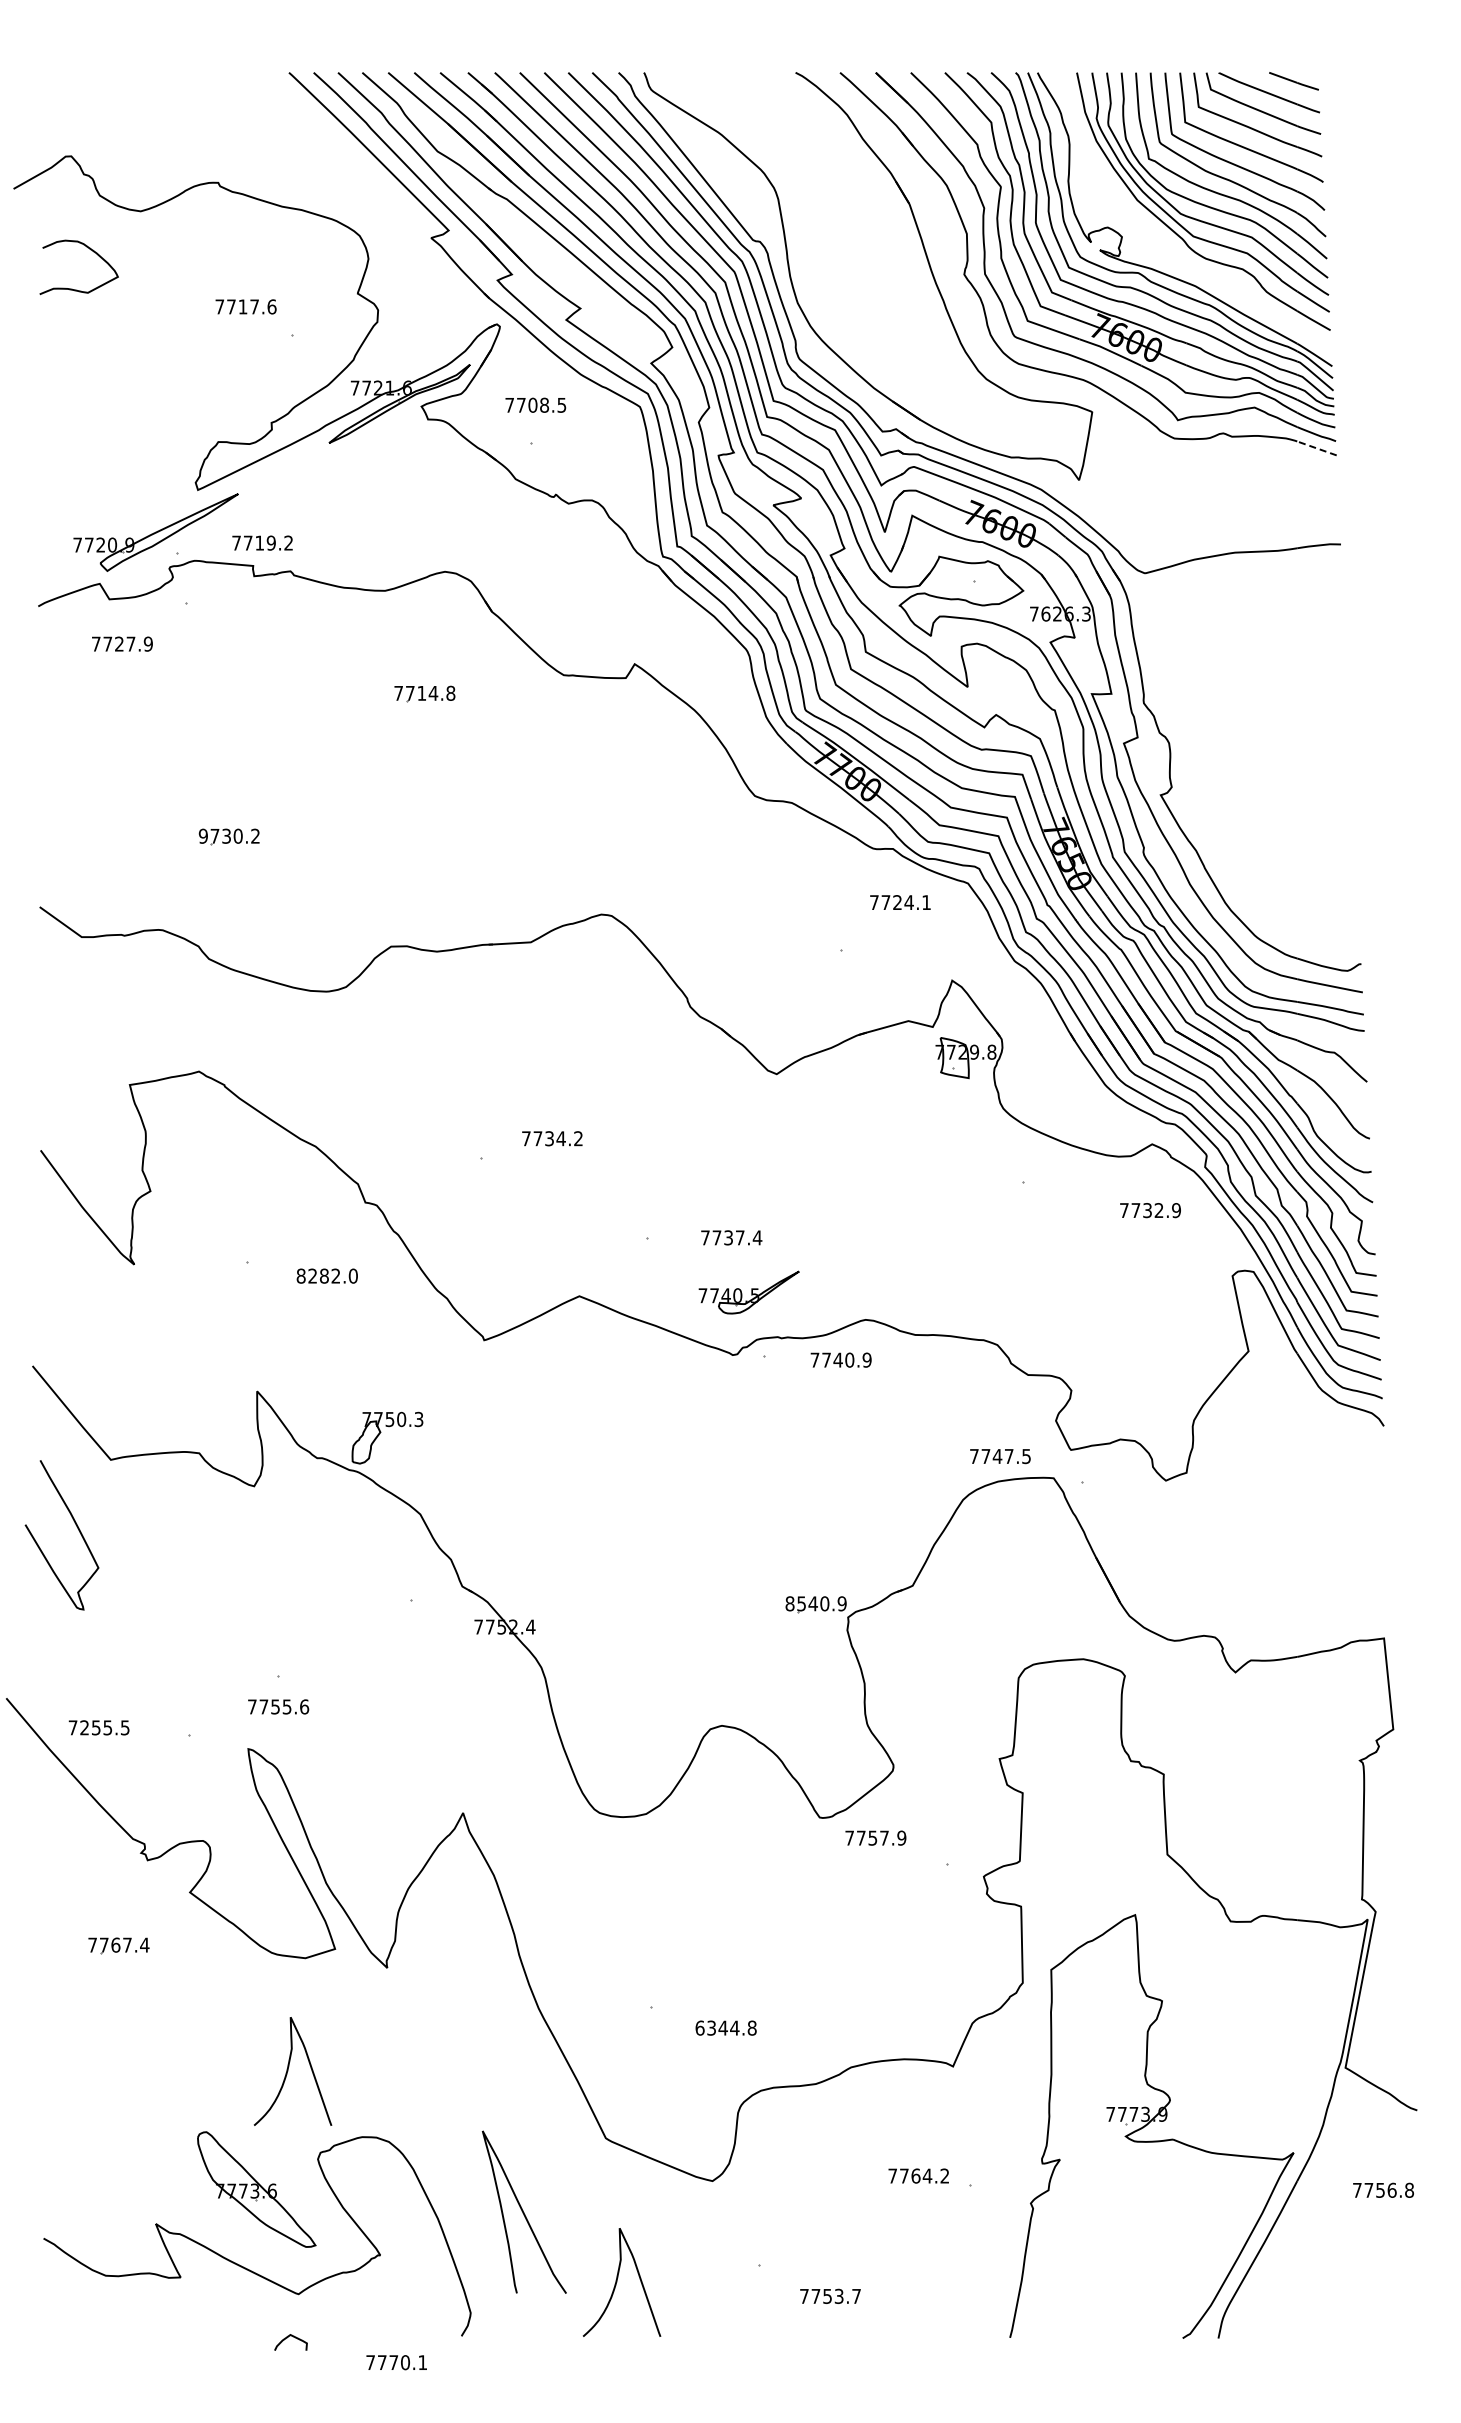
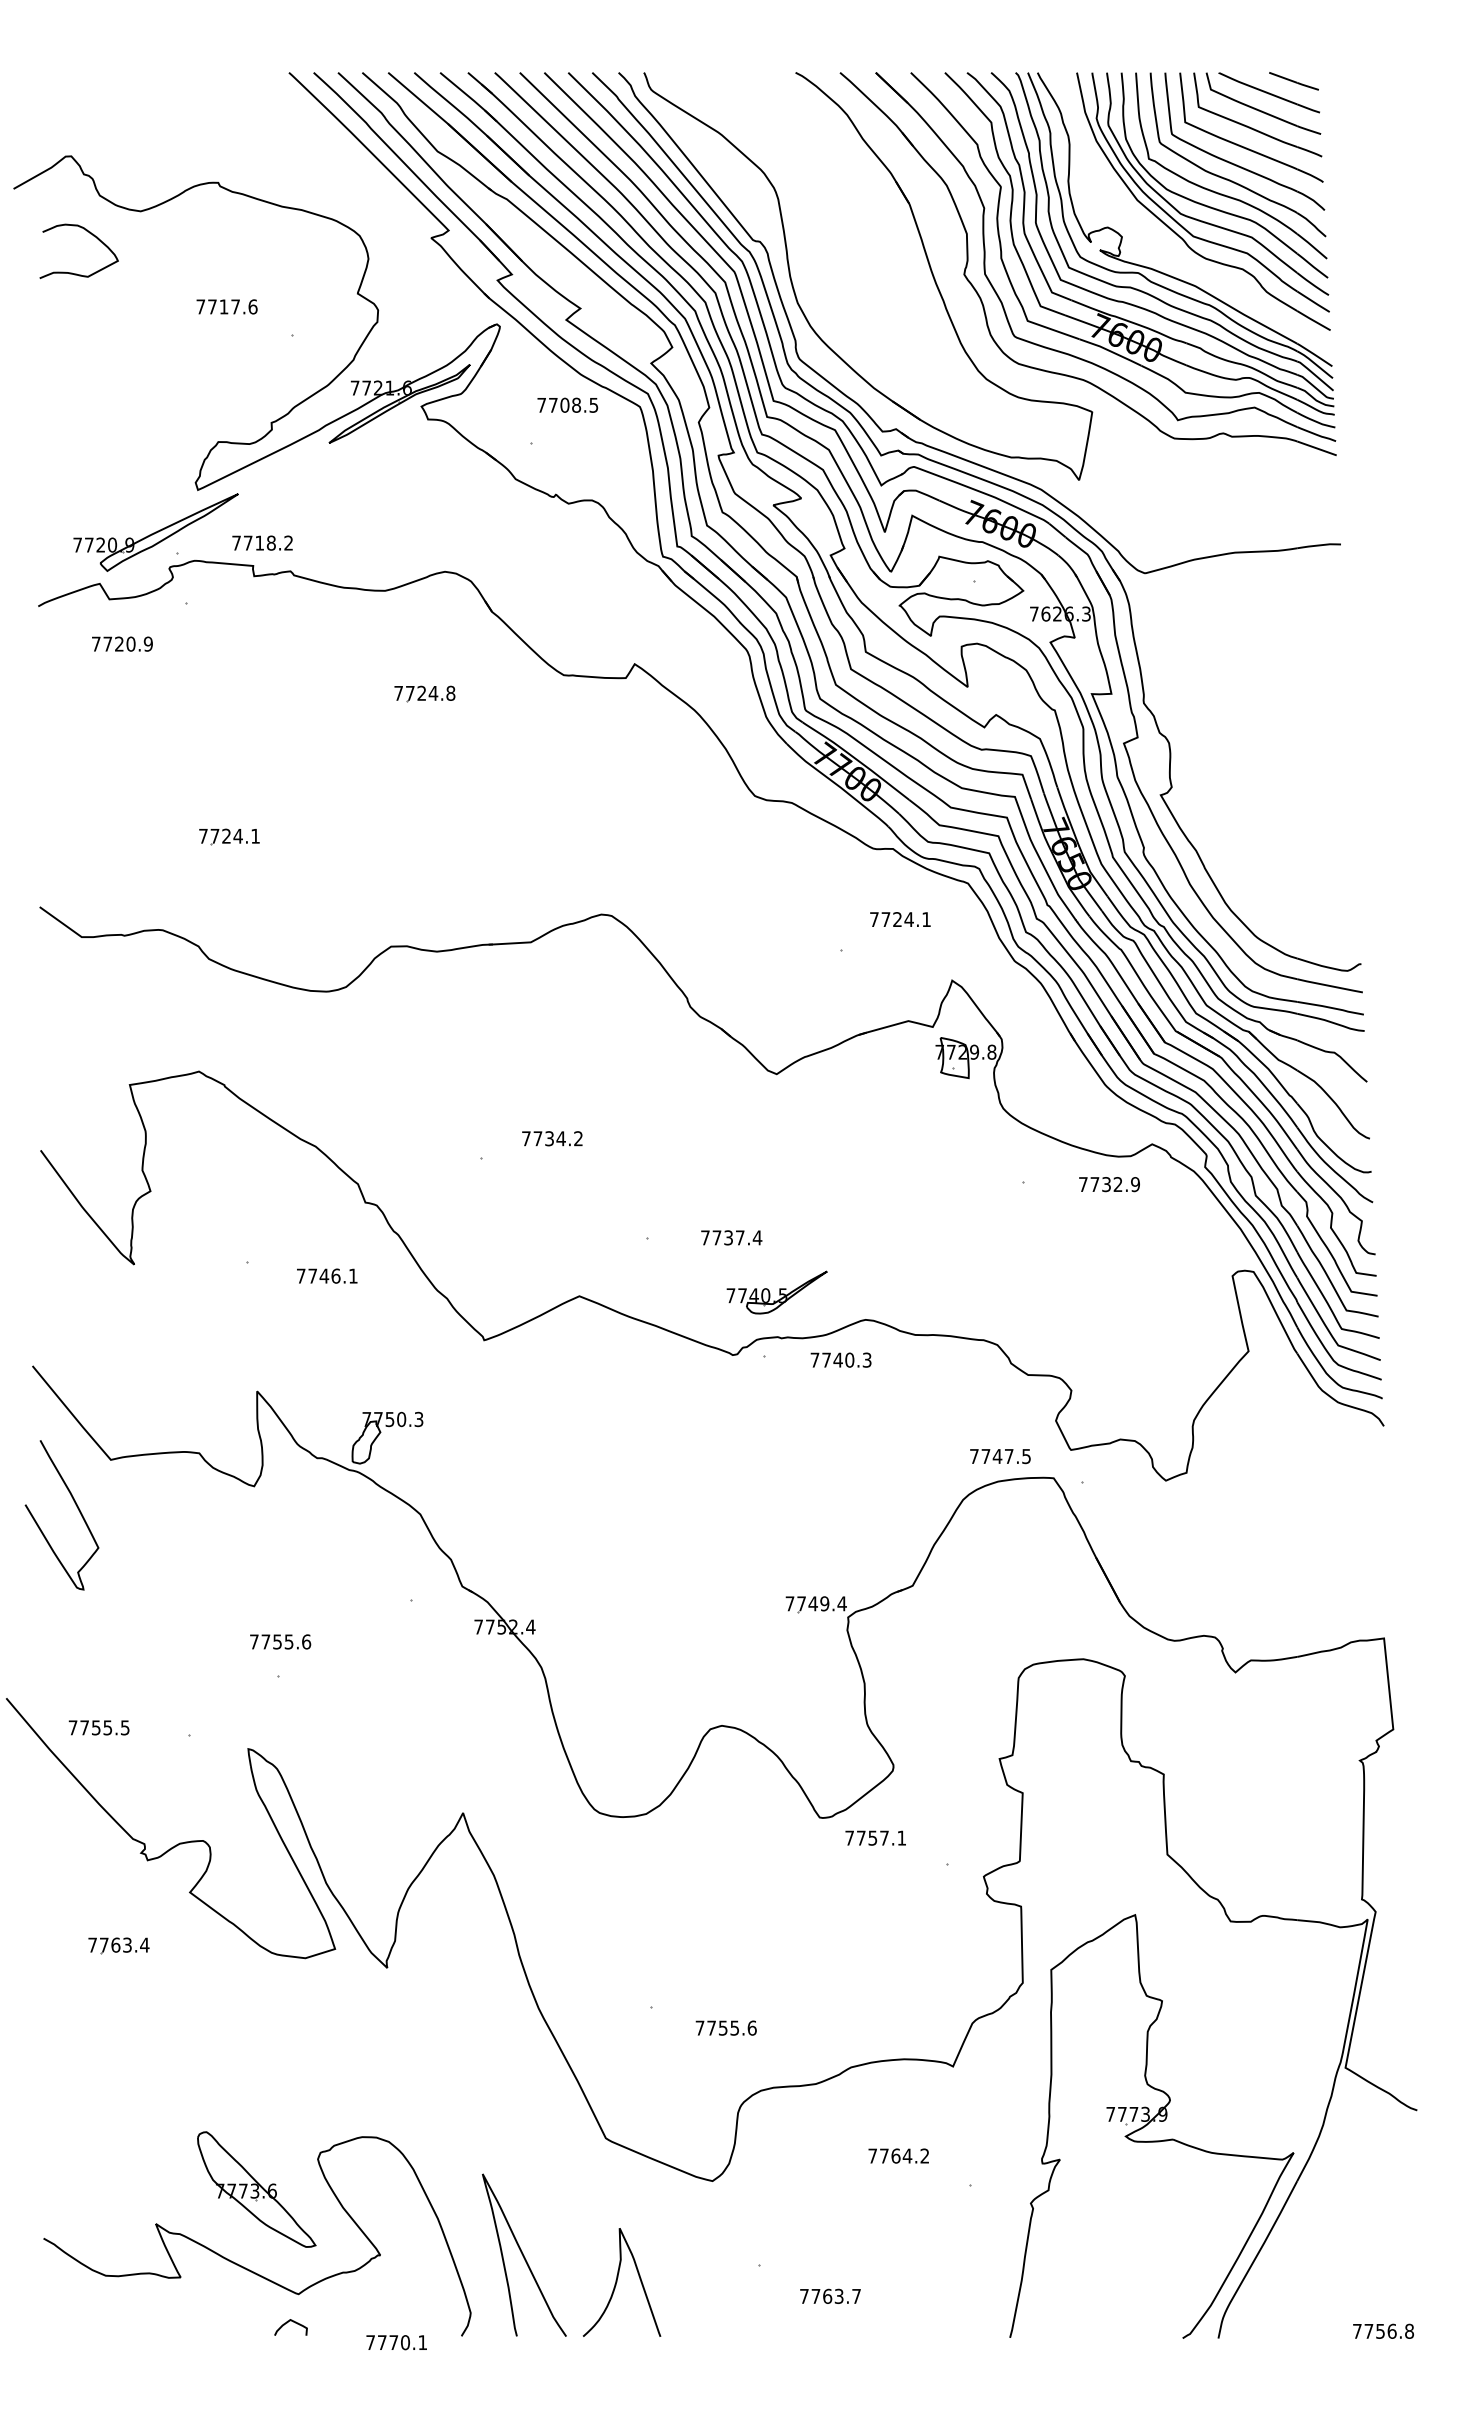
curve position: (90, 250) -> (90, 234) (90, 234)
text position: (245, 306) -> (226, 306) (226, 306)
text position: (535, 404) -> (567, 404) (567, 404)
line: dashed -> solid (1317, 448)
text: 7719.2 -> 7718.2 (270, 542)
text: 7727.9 -> 7720.9 (130, 643)
text: 7714.8 -> 7724.8 (421, 692)
text: 9730.2 -> 7724.1 (228, 835)
text position: (900, 902) -> (900, 919) (900, 919)
text position: (1150, 1210) -> (1109, 1184) (1109, 1184)
text: 8282.0 -> 7746.1 (326, 1275)
part position: (748, 1292) -> (776, 1292) (776, 1292)
text: 7740.9 -> 7740.3 (866, 1359)
curve position: (75, 1525) -> (75, 1505) (75, 1505)
text: 8540.9 -> 7749.4 (815, 1603)
text position: (278, 1706) -> (280, 1641) (280, 1641)
text: 7255.5 -> 7755.5 (84, 1727)
text: 7757.9 -> 7757.1 (901, 1837)
text: 7767.4 -> 7763.4 (127, 1944)
text: 6344.8 -> 7755.6 (725, 2027)
curve: present -> none (288, 2071)
text position: (918, 2175) -> (898, 2155) (898, 2155)
text position: (1383, 2189) -> (1383, 2330) (1383, 2330)
curve position: (523, 2211) -> (523, 2254) (523, 2254)
text: 7753.7 -> 7763.7 (827, 2295)
curve position: (287, 2338) -> (287, 2323) (287, 2323)
text position: (396, 2362) -> (396, 2342) (396, 2342)
